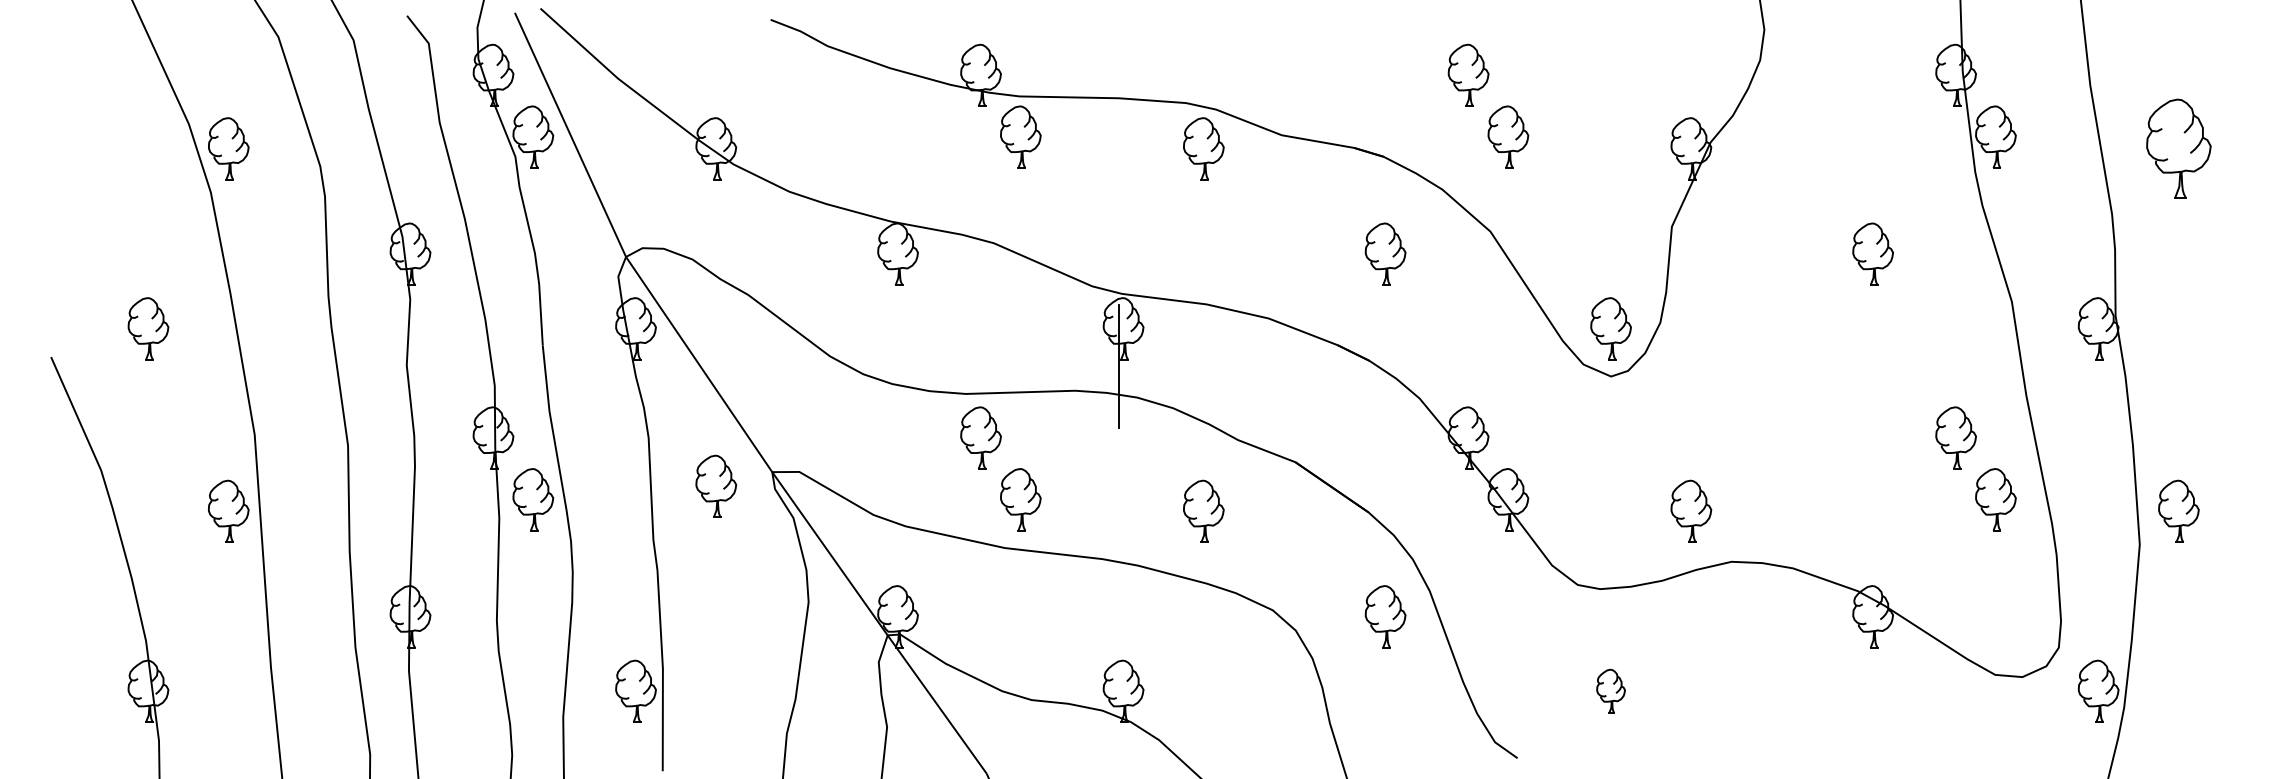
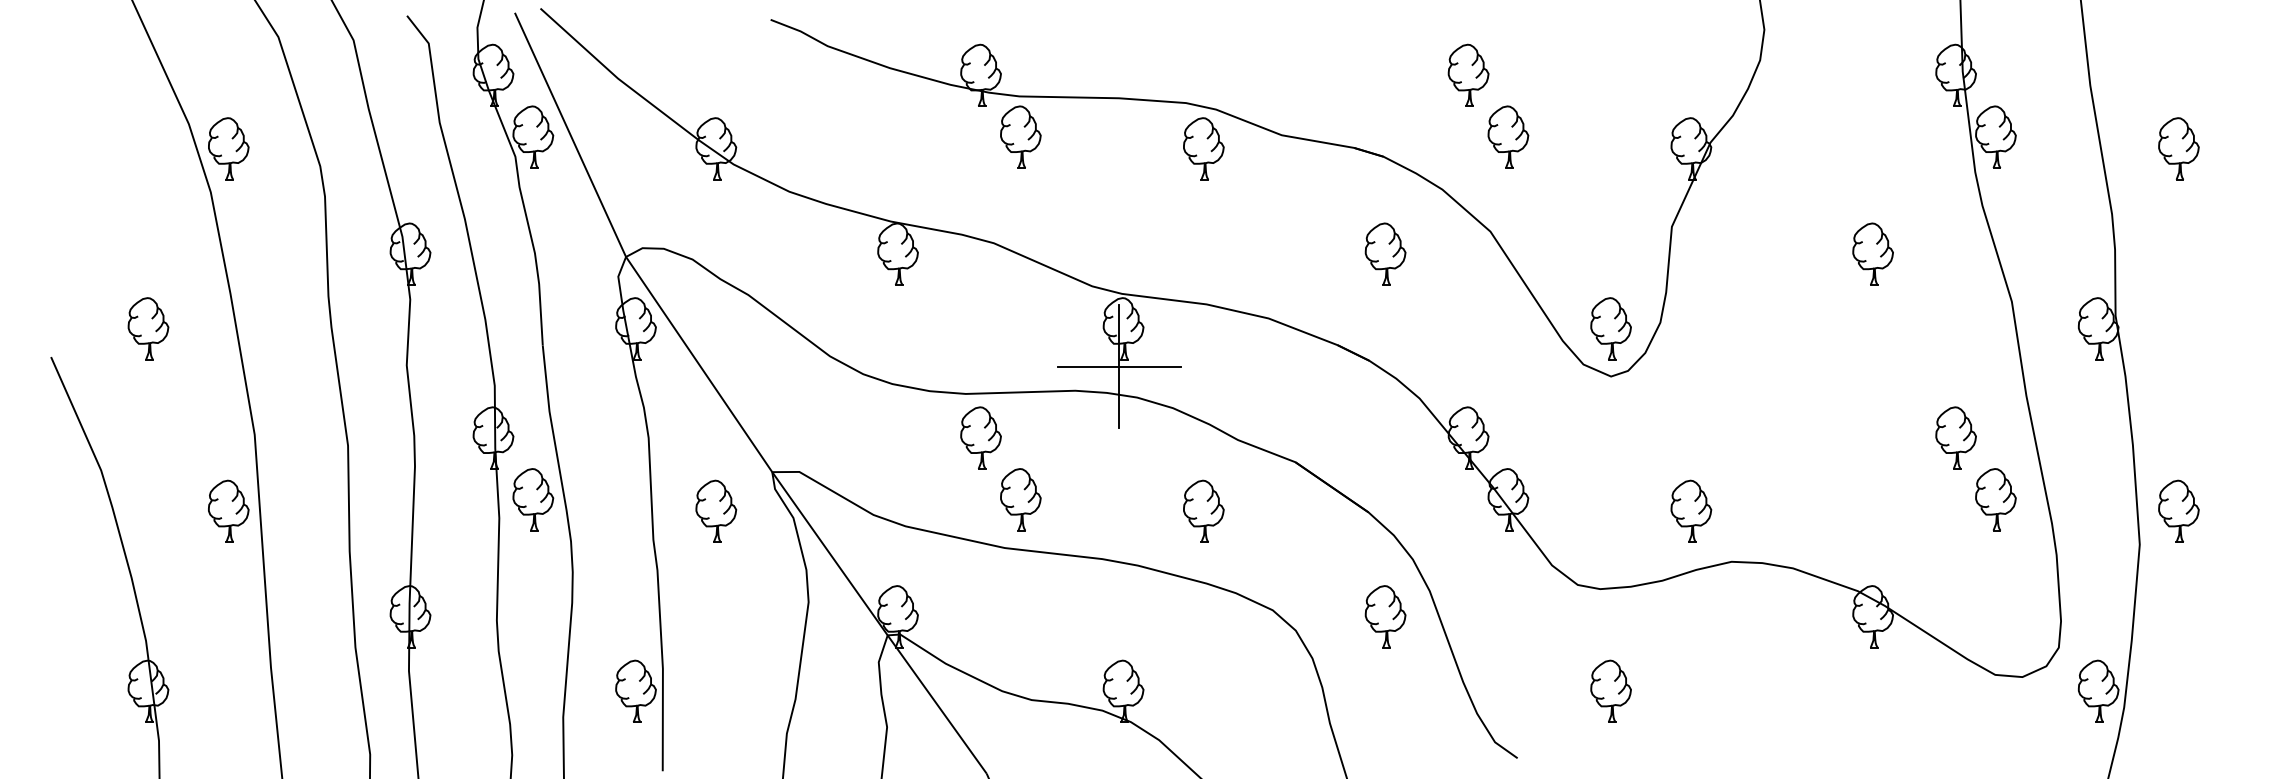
part size: 66x101 px -> 42x64 px (2178, 148)
line: none -> present (1118, 366)
part position: (716, 485) -> (716, 510) (716, 510)
part size: 30x46 px -> 42x64 px (1610, 690)
